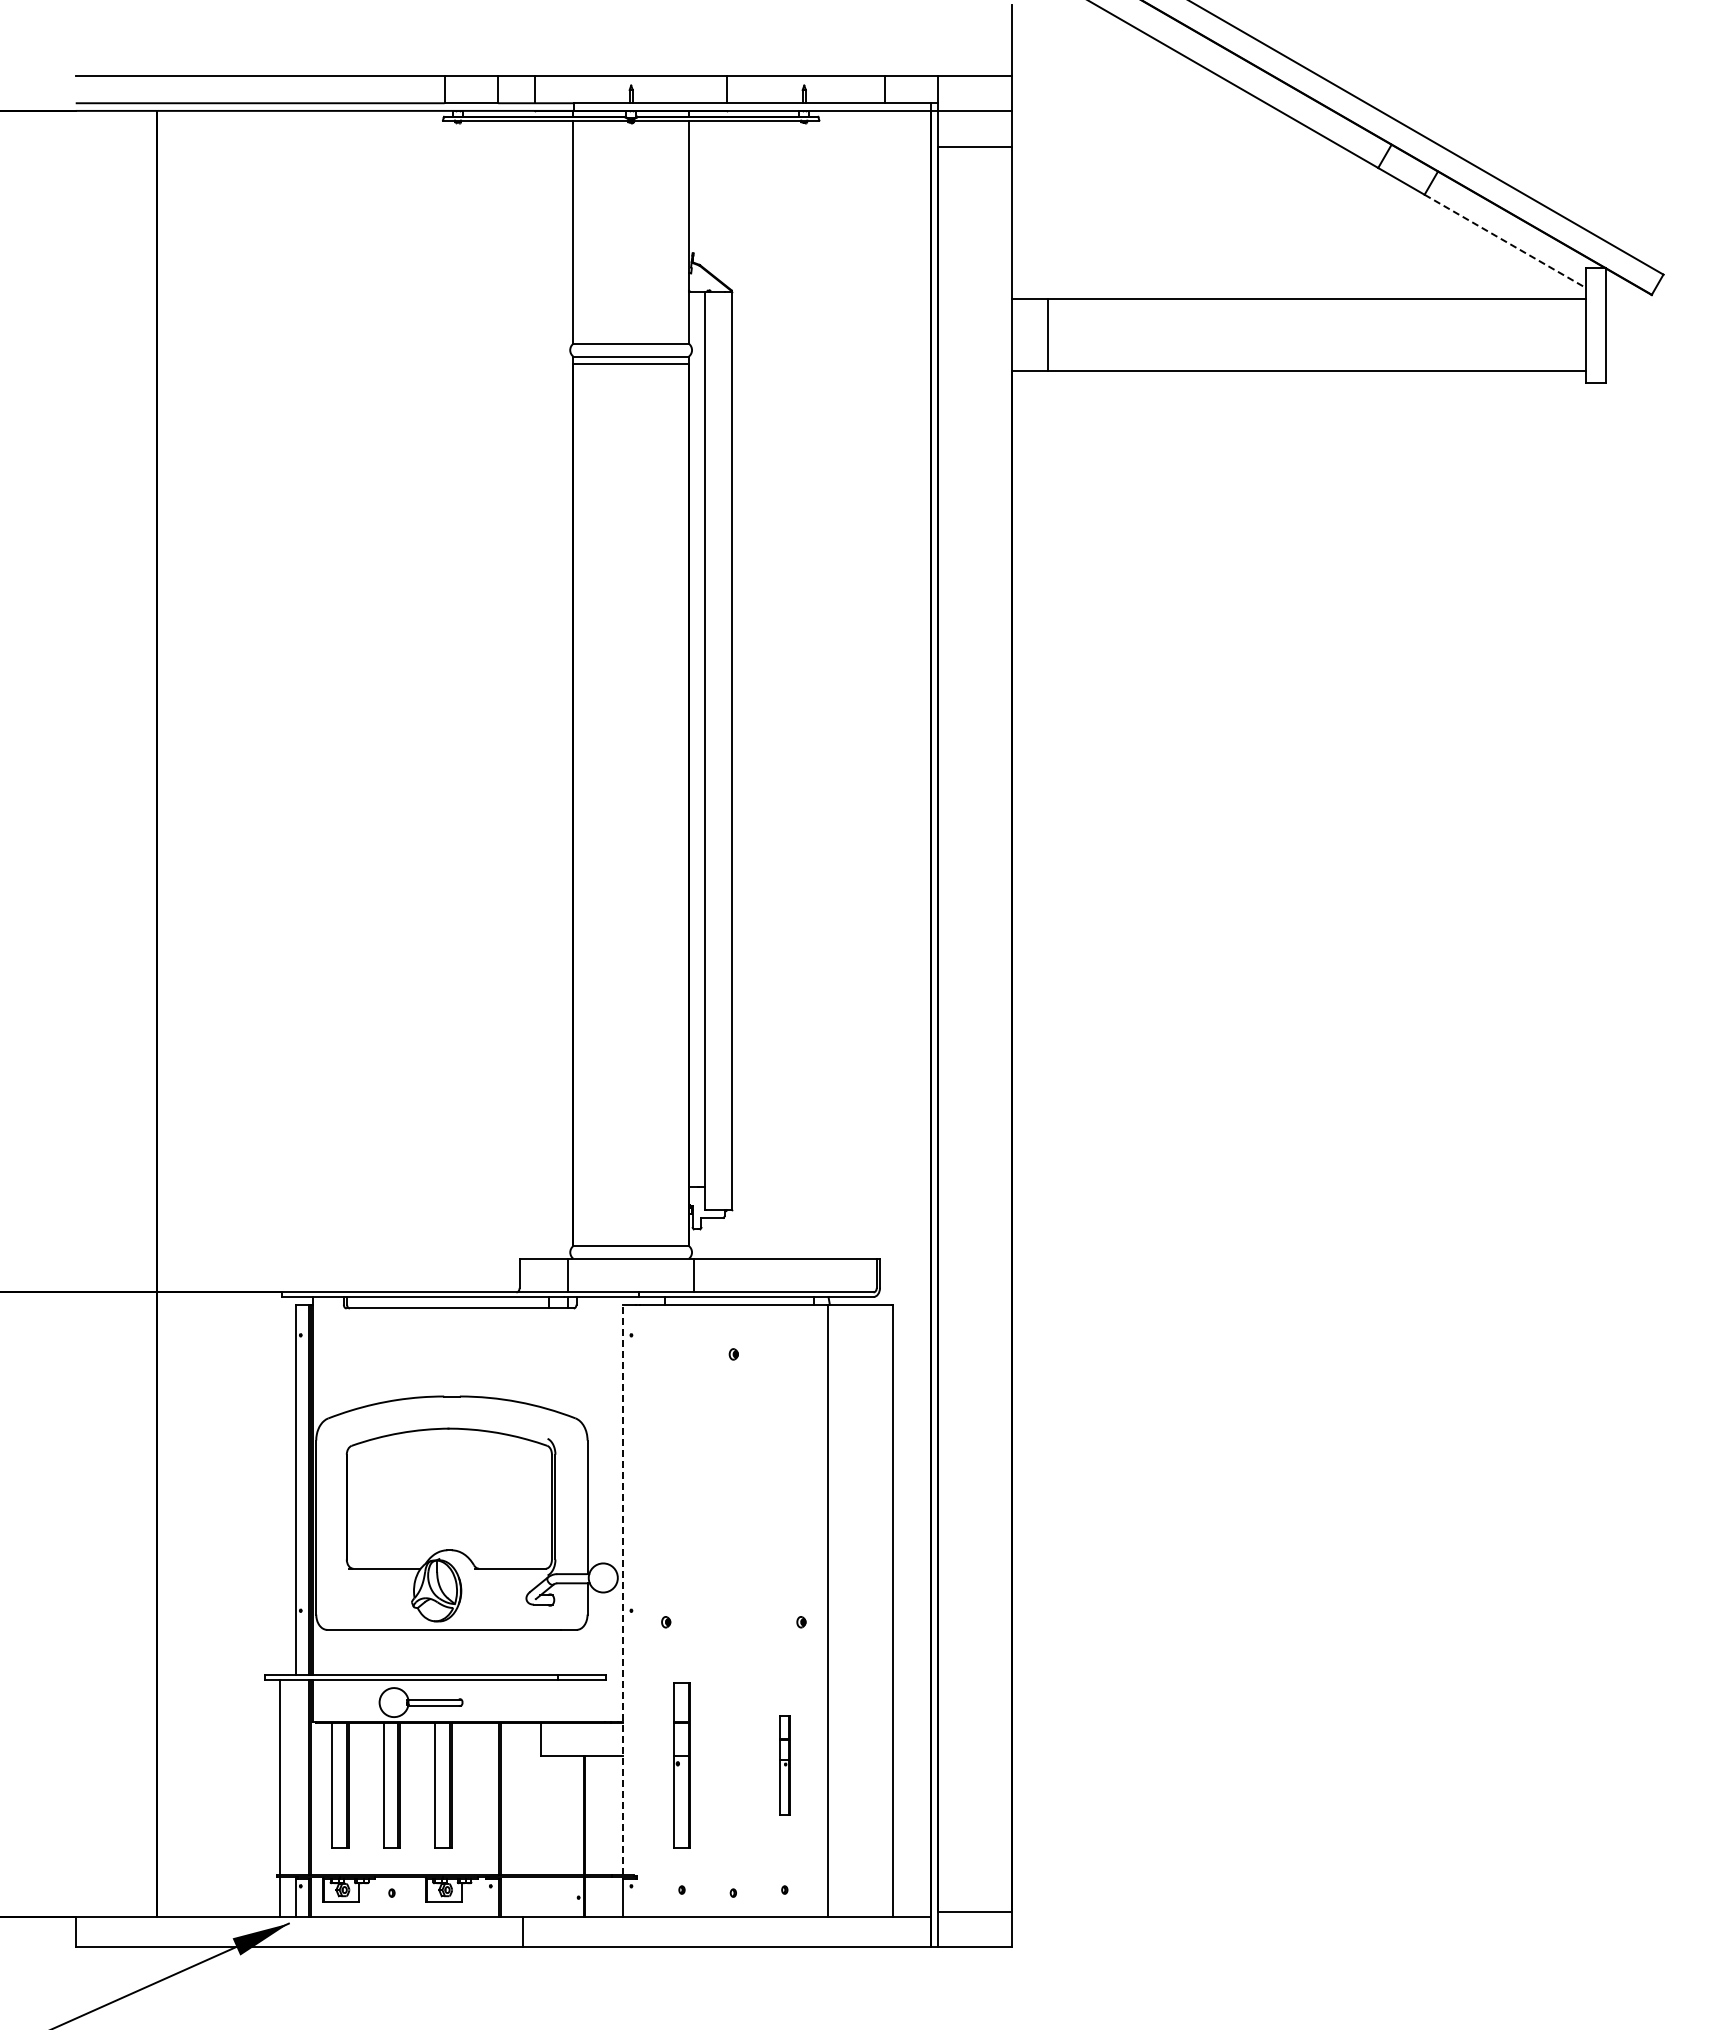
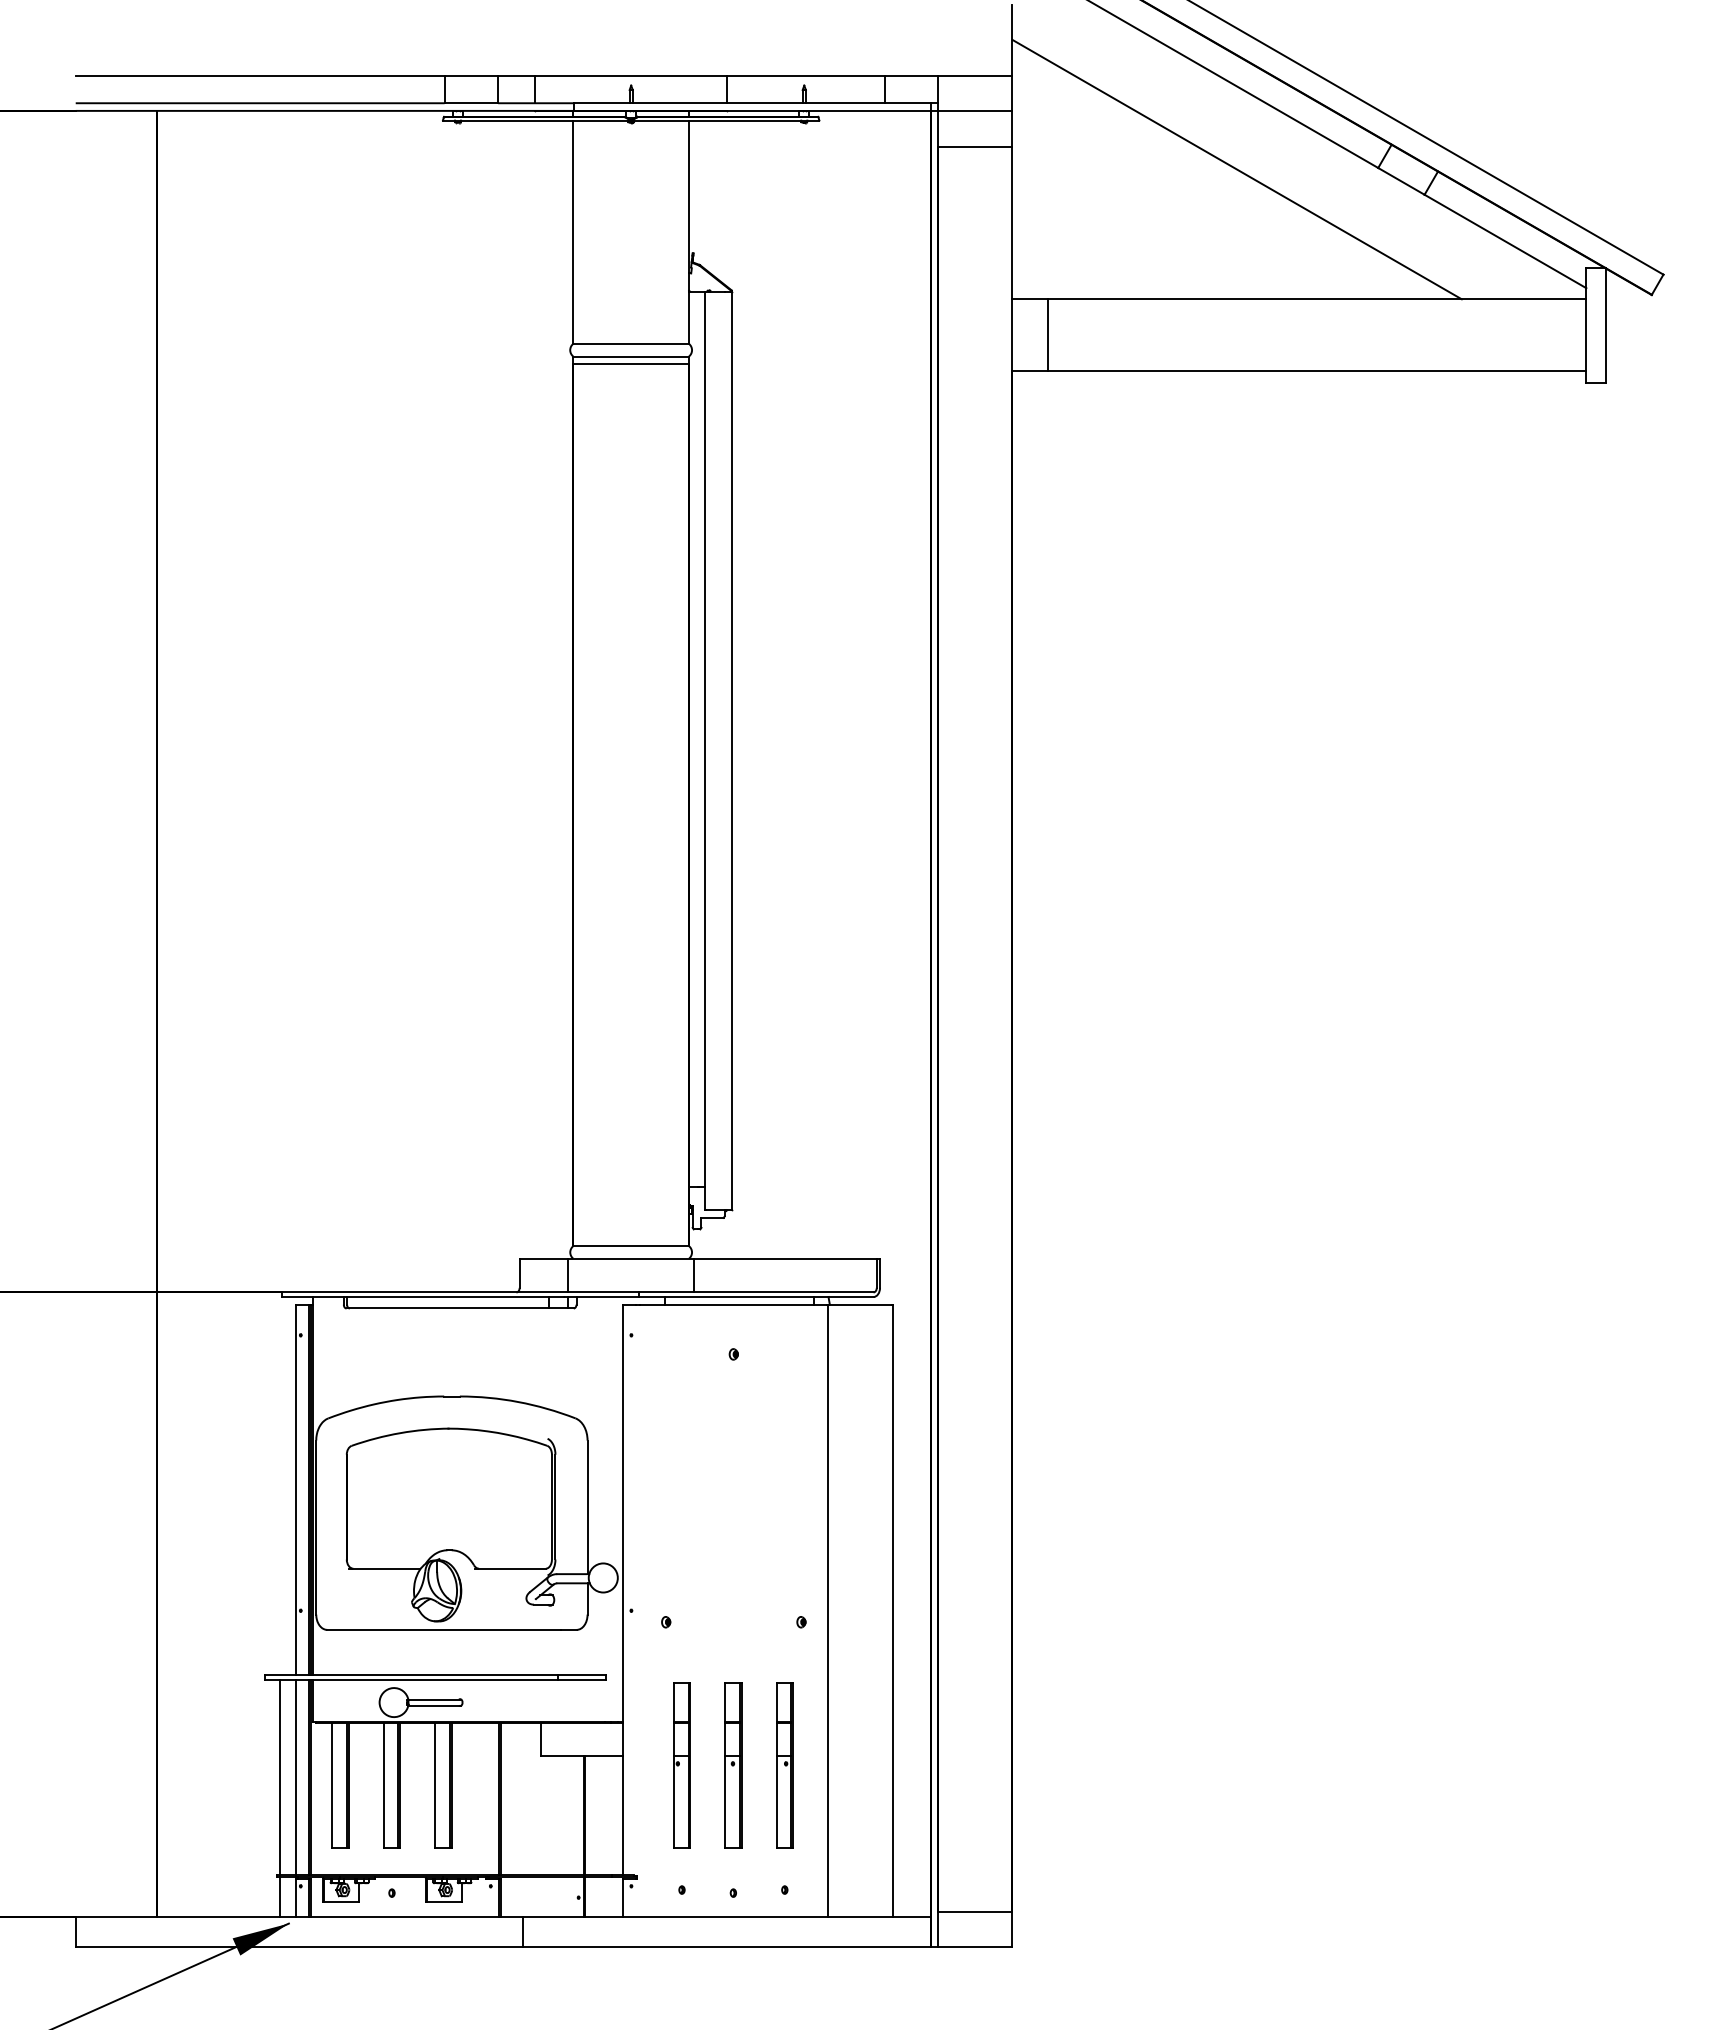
line: none -> present (1236, 169)
line: dashed -> solid (1505, 241)
line: dashed -> solid (622, 1589)
part: none -> present (733, 1765)
part size: 12x101 px -> 18x167 px (784, 1765)
line: none -> present (295, 1777)
